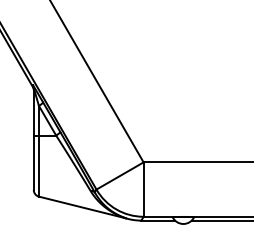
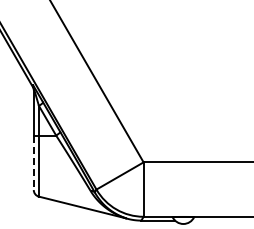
line: solid -> dashed (33, 163)
line: present -> none (220, 220)
